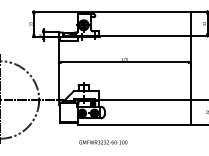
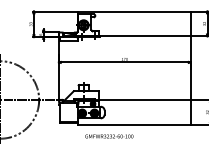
text position: (103, 142) -> (109, 136) (109, 136)
